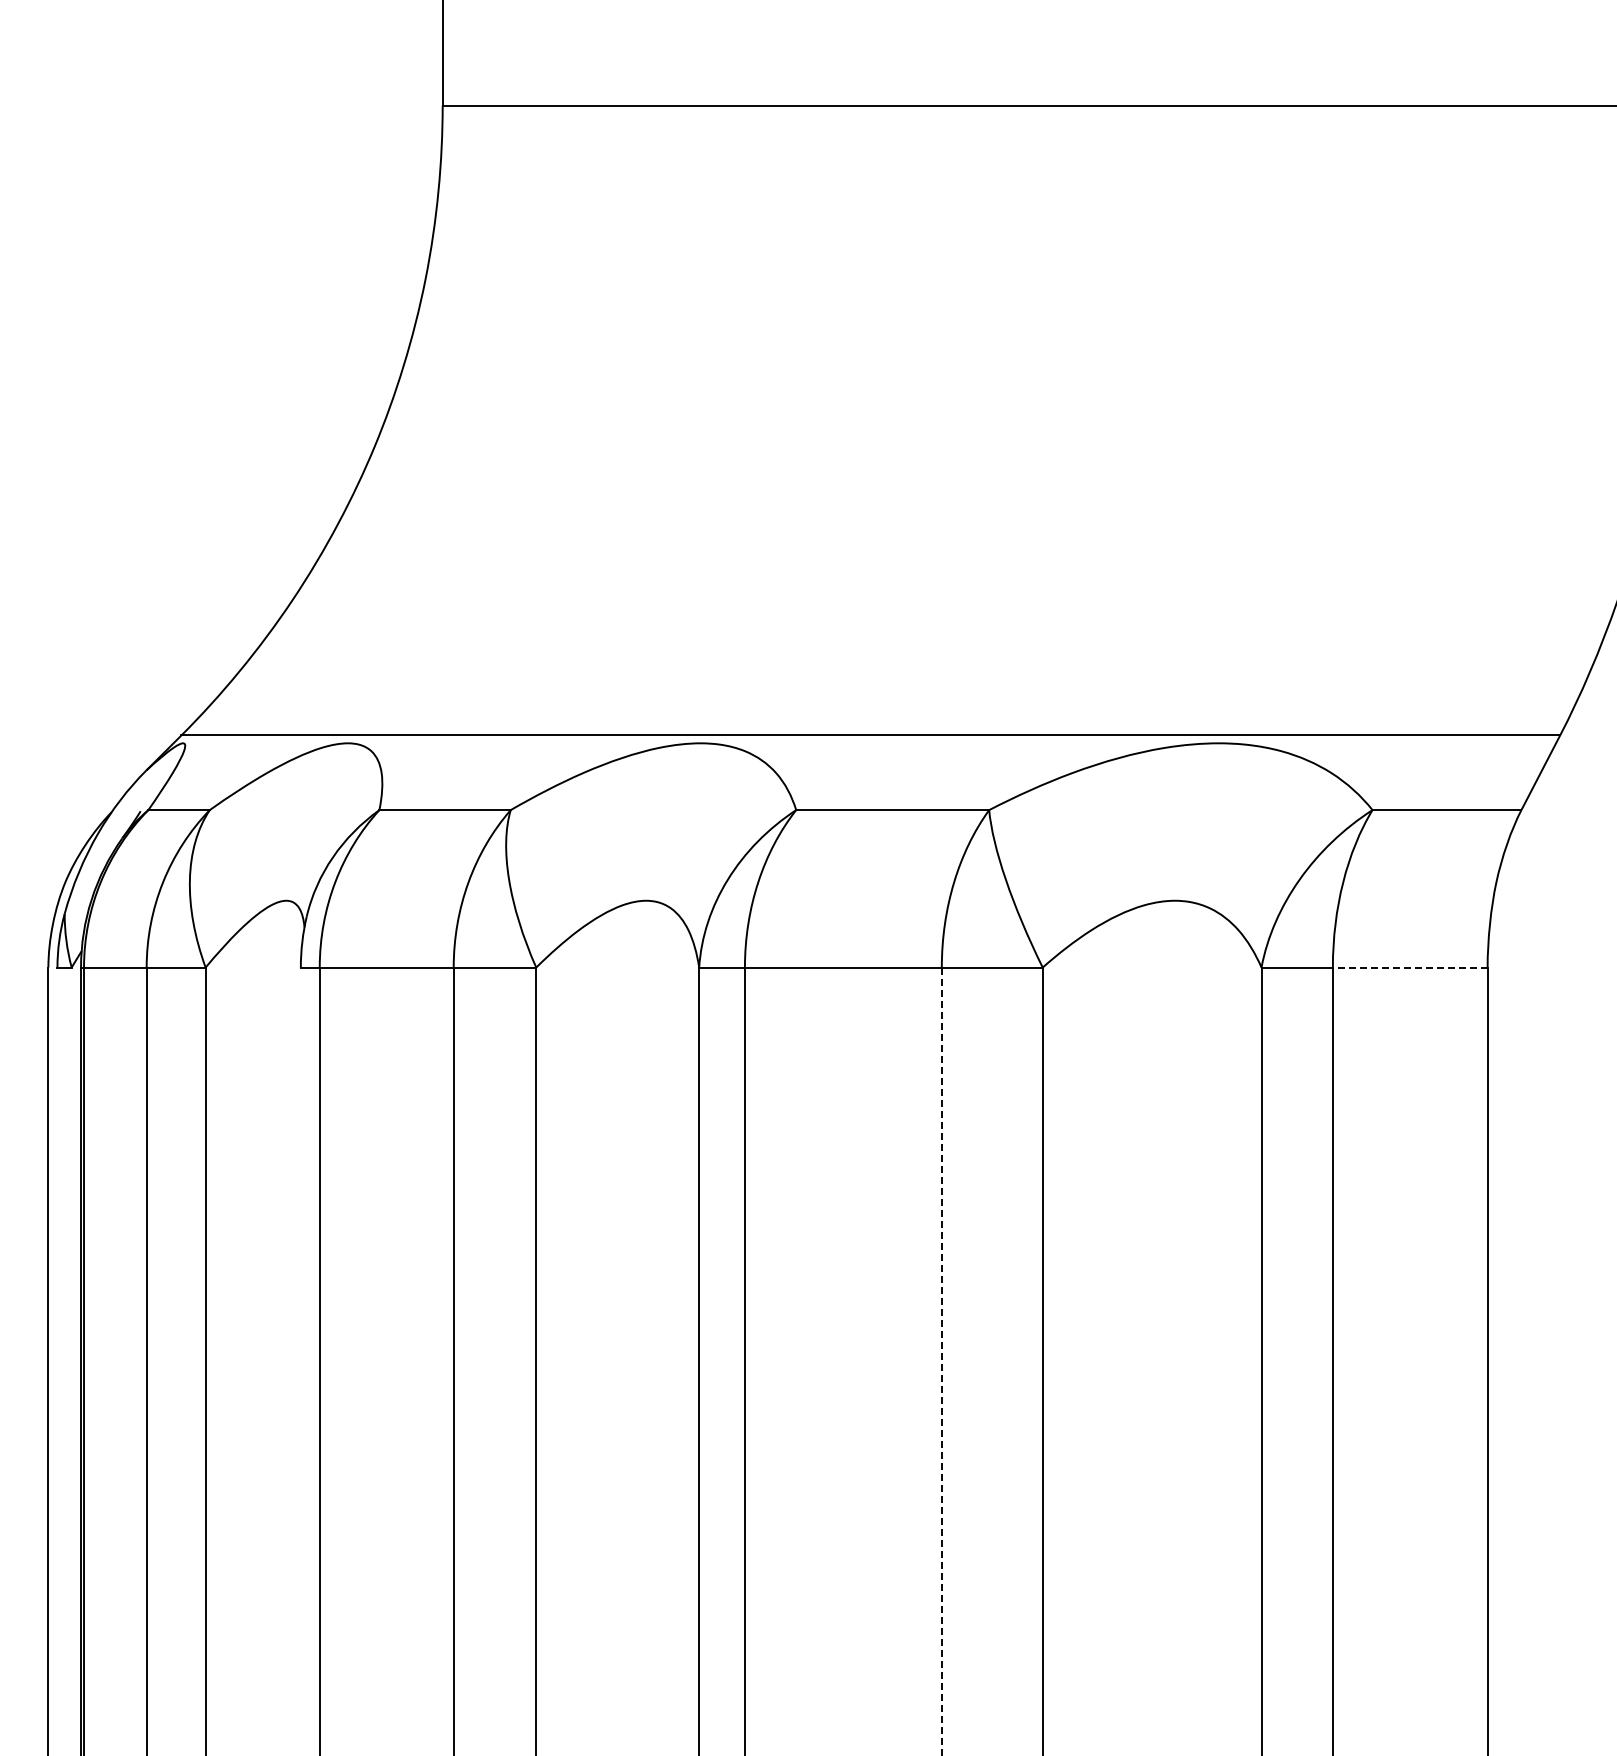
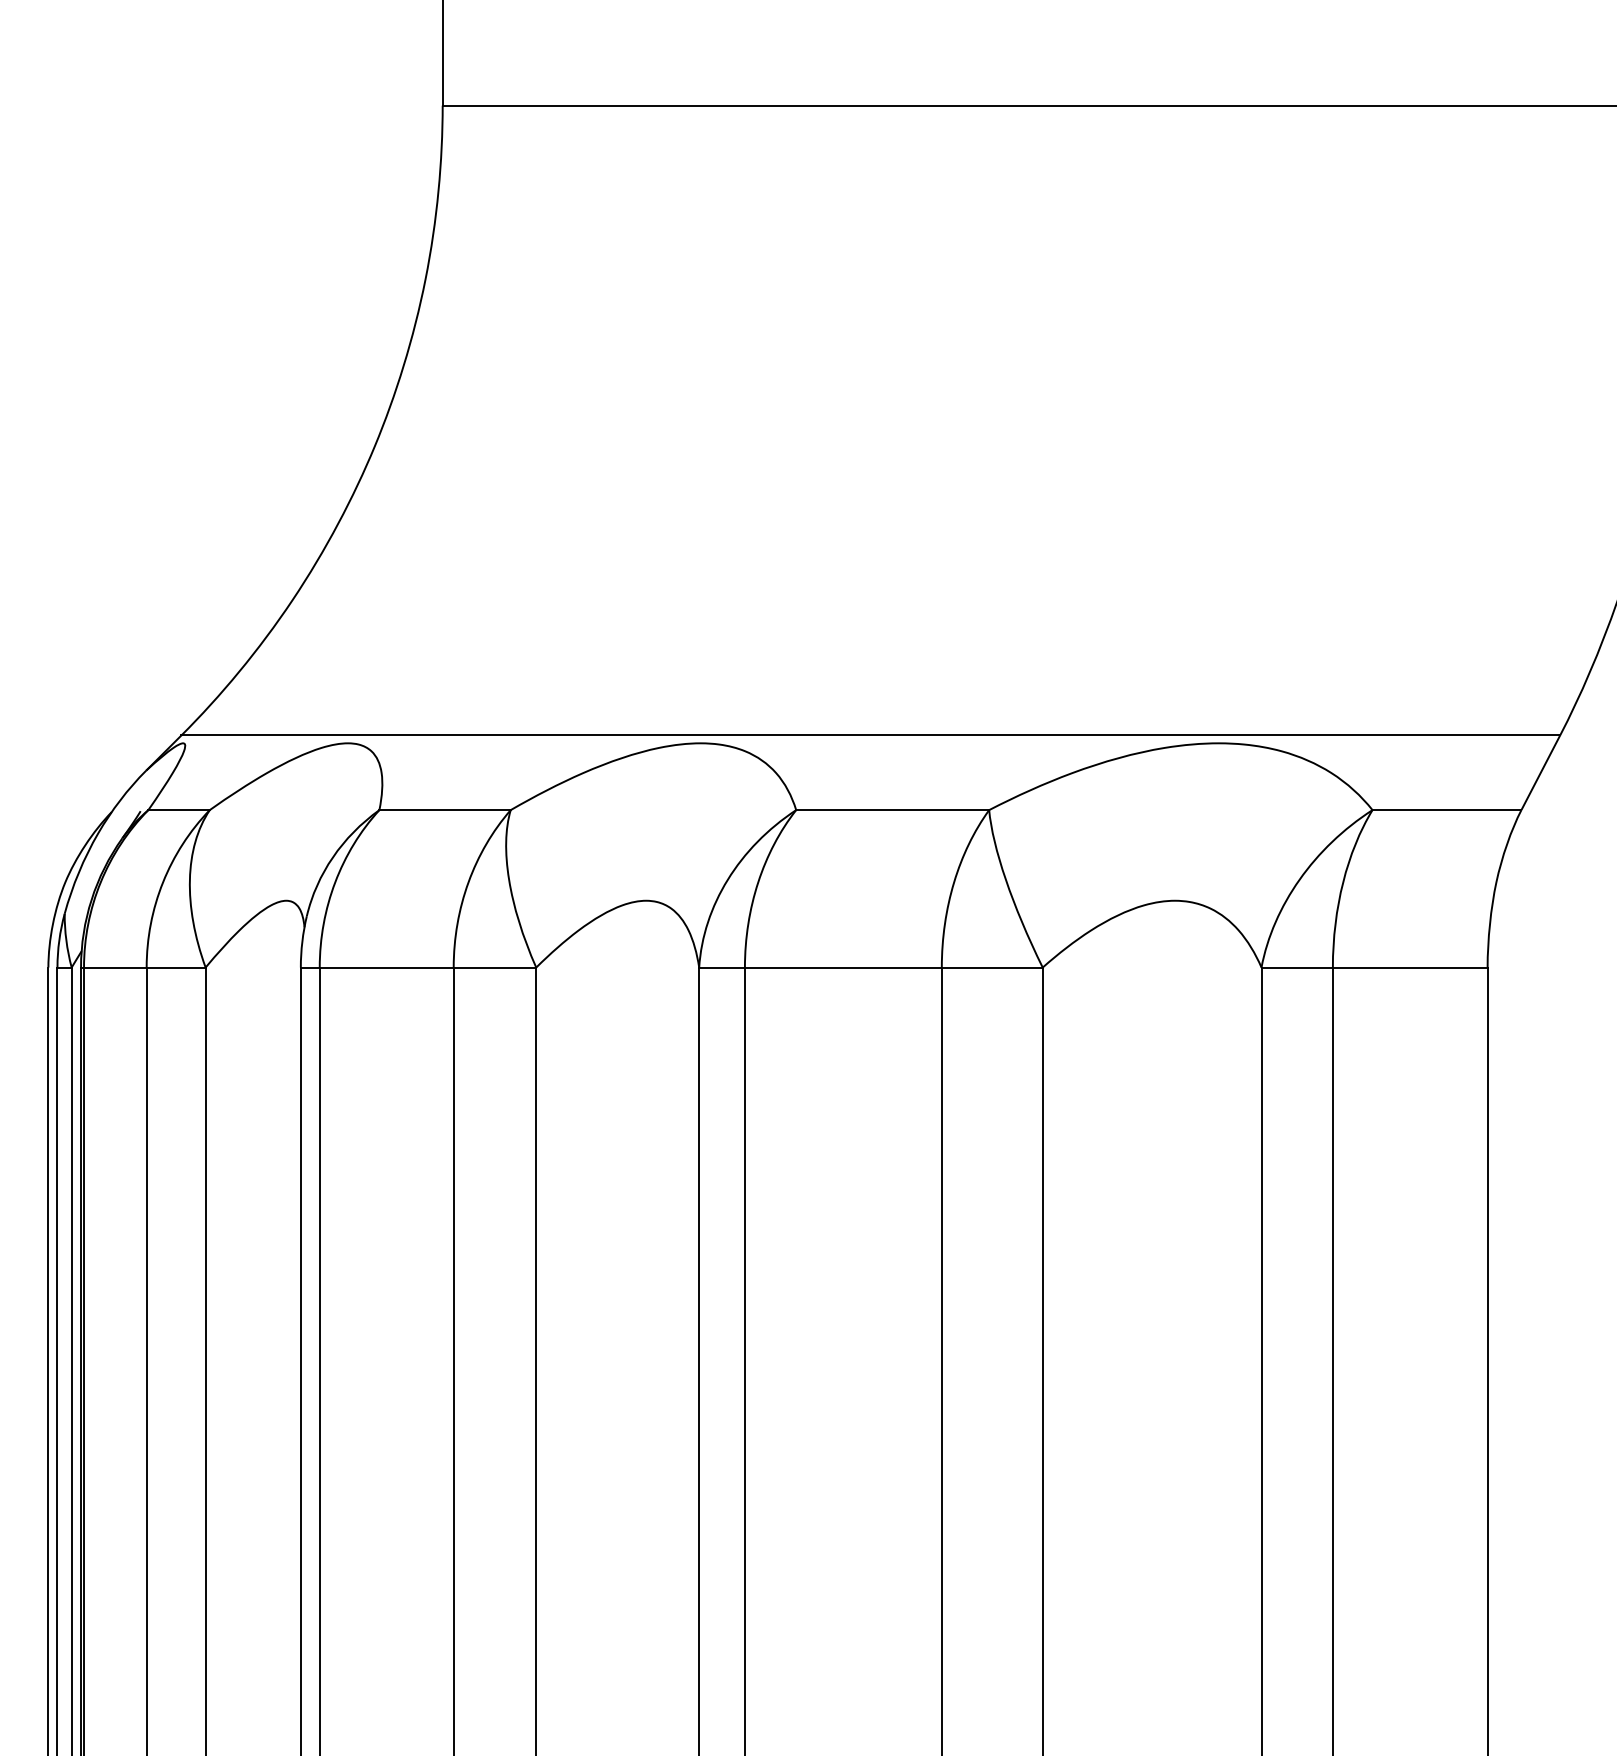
line: dashed -> solid (1409, 967)
line: none -> present (57, 1359)
line: none -> present (71, 1359)
line: none -> present (300, 1359)
line: dashed -> solid (941, 1361)
